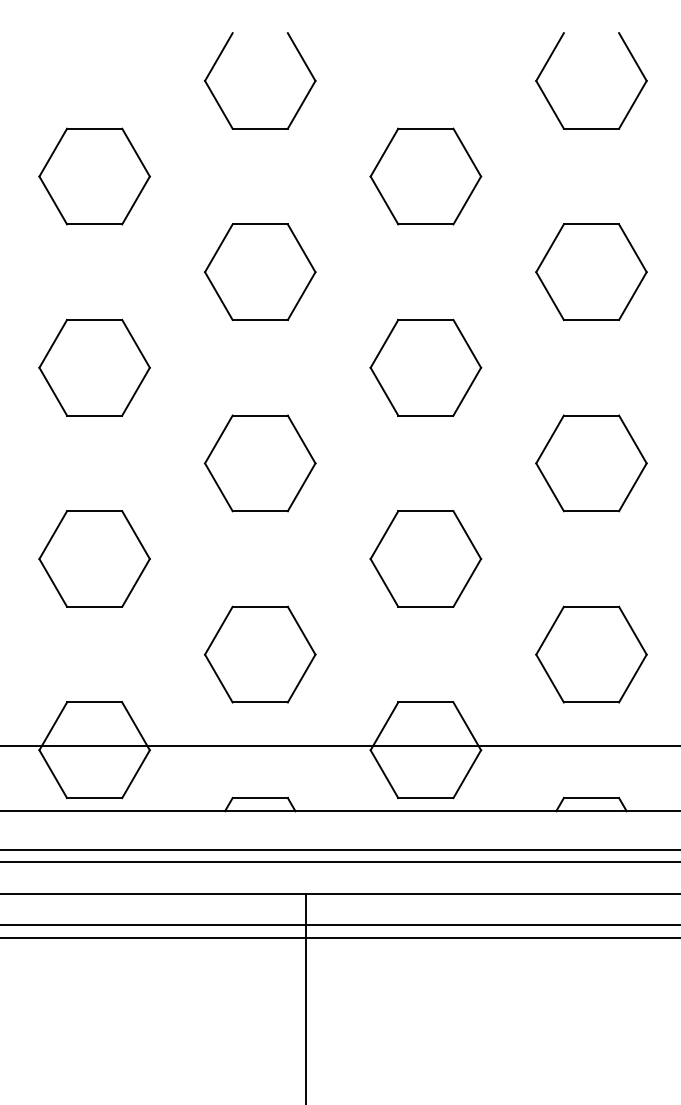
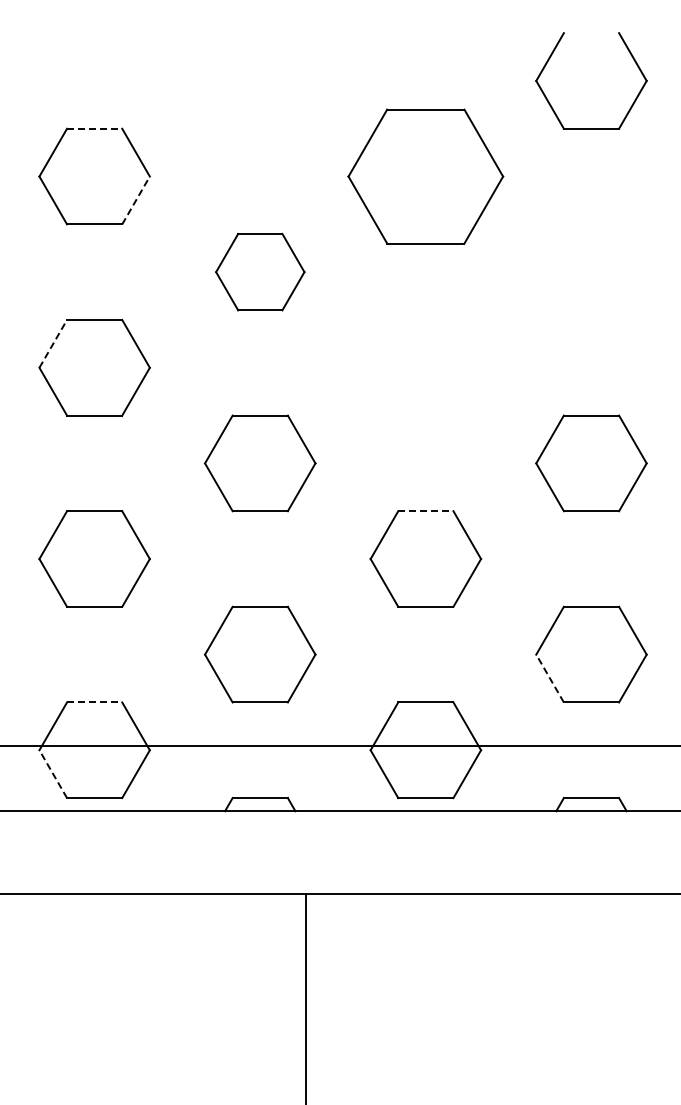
part: present -> none (300, 57)
line: solid -> dashed (94, 128)
part size: 114x99 px -> 158x137 px (425, 176)
line: solid -> dashed (136, 200)
part size: 113x98 px -> 91x80 px (260, 271)
part: present -> none (591, 271)
line: solid -> dashed (53, 343)
part: present -> none (425, 367)
line: solid -> dashed (425, 511)
line: solid -> dashed (550, 678)
line: solid -> dashed (94, 702)
line: solid -> dashed (53, 774)
line: present -> none (339, 849)
line: present -> none (339, 862)
line: present -> none (339, 924)
line: present -> none (339, 937)
